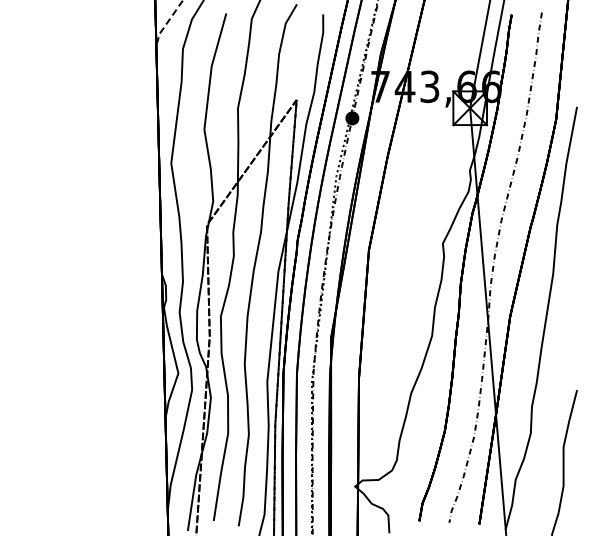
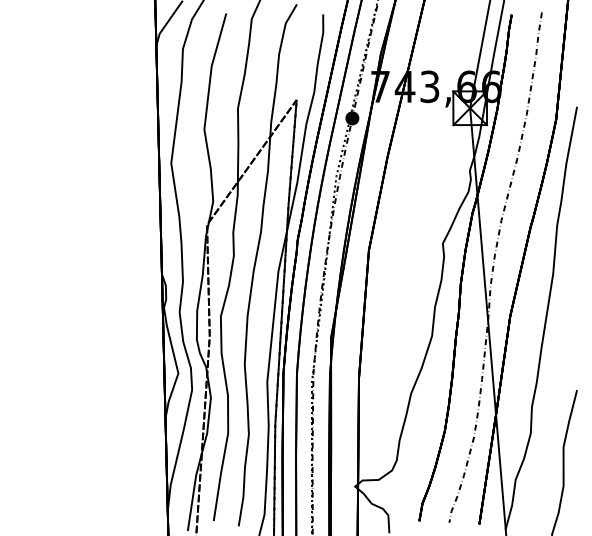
line: dashed -> solid (167, 23)
